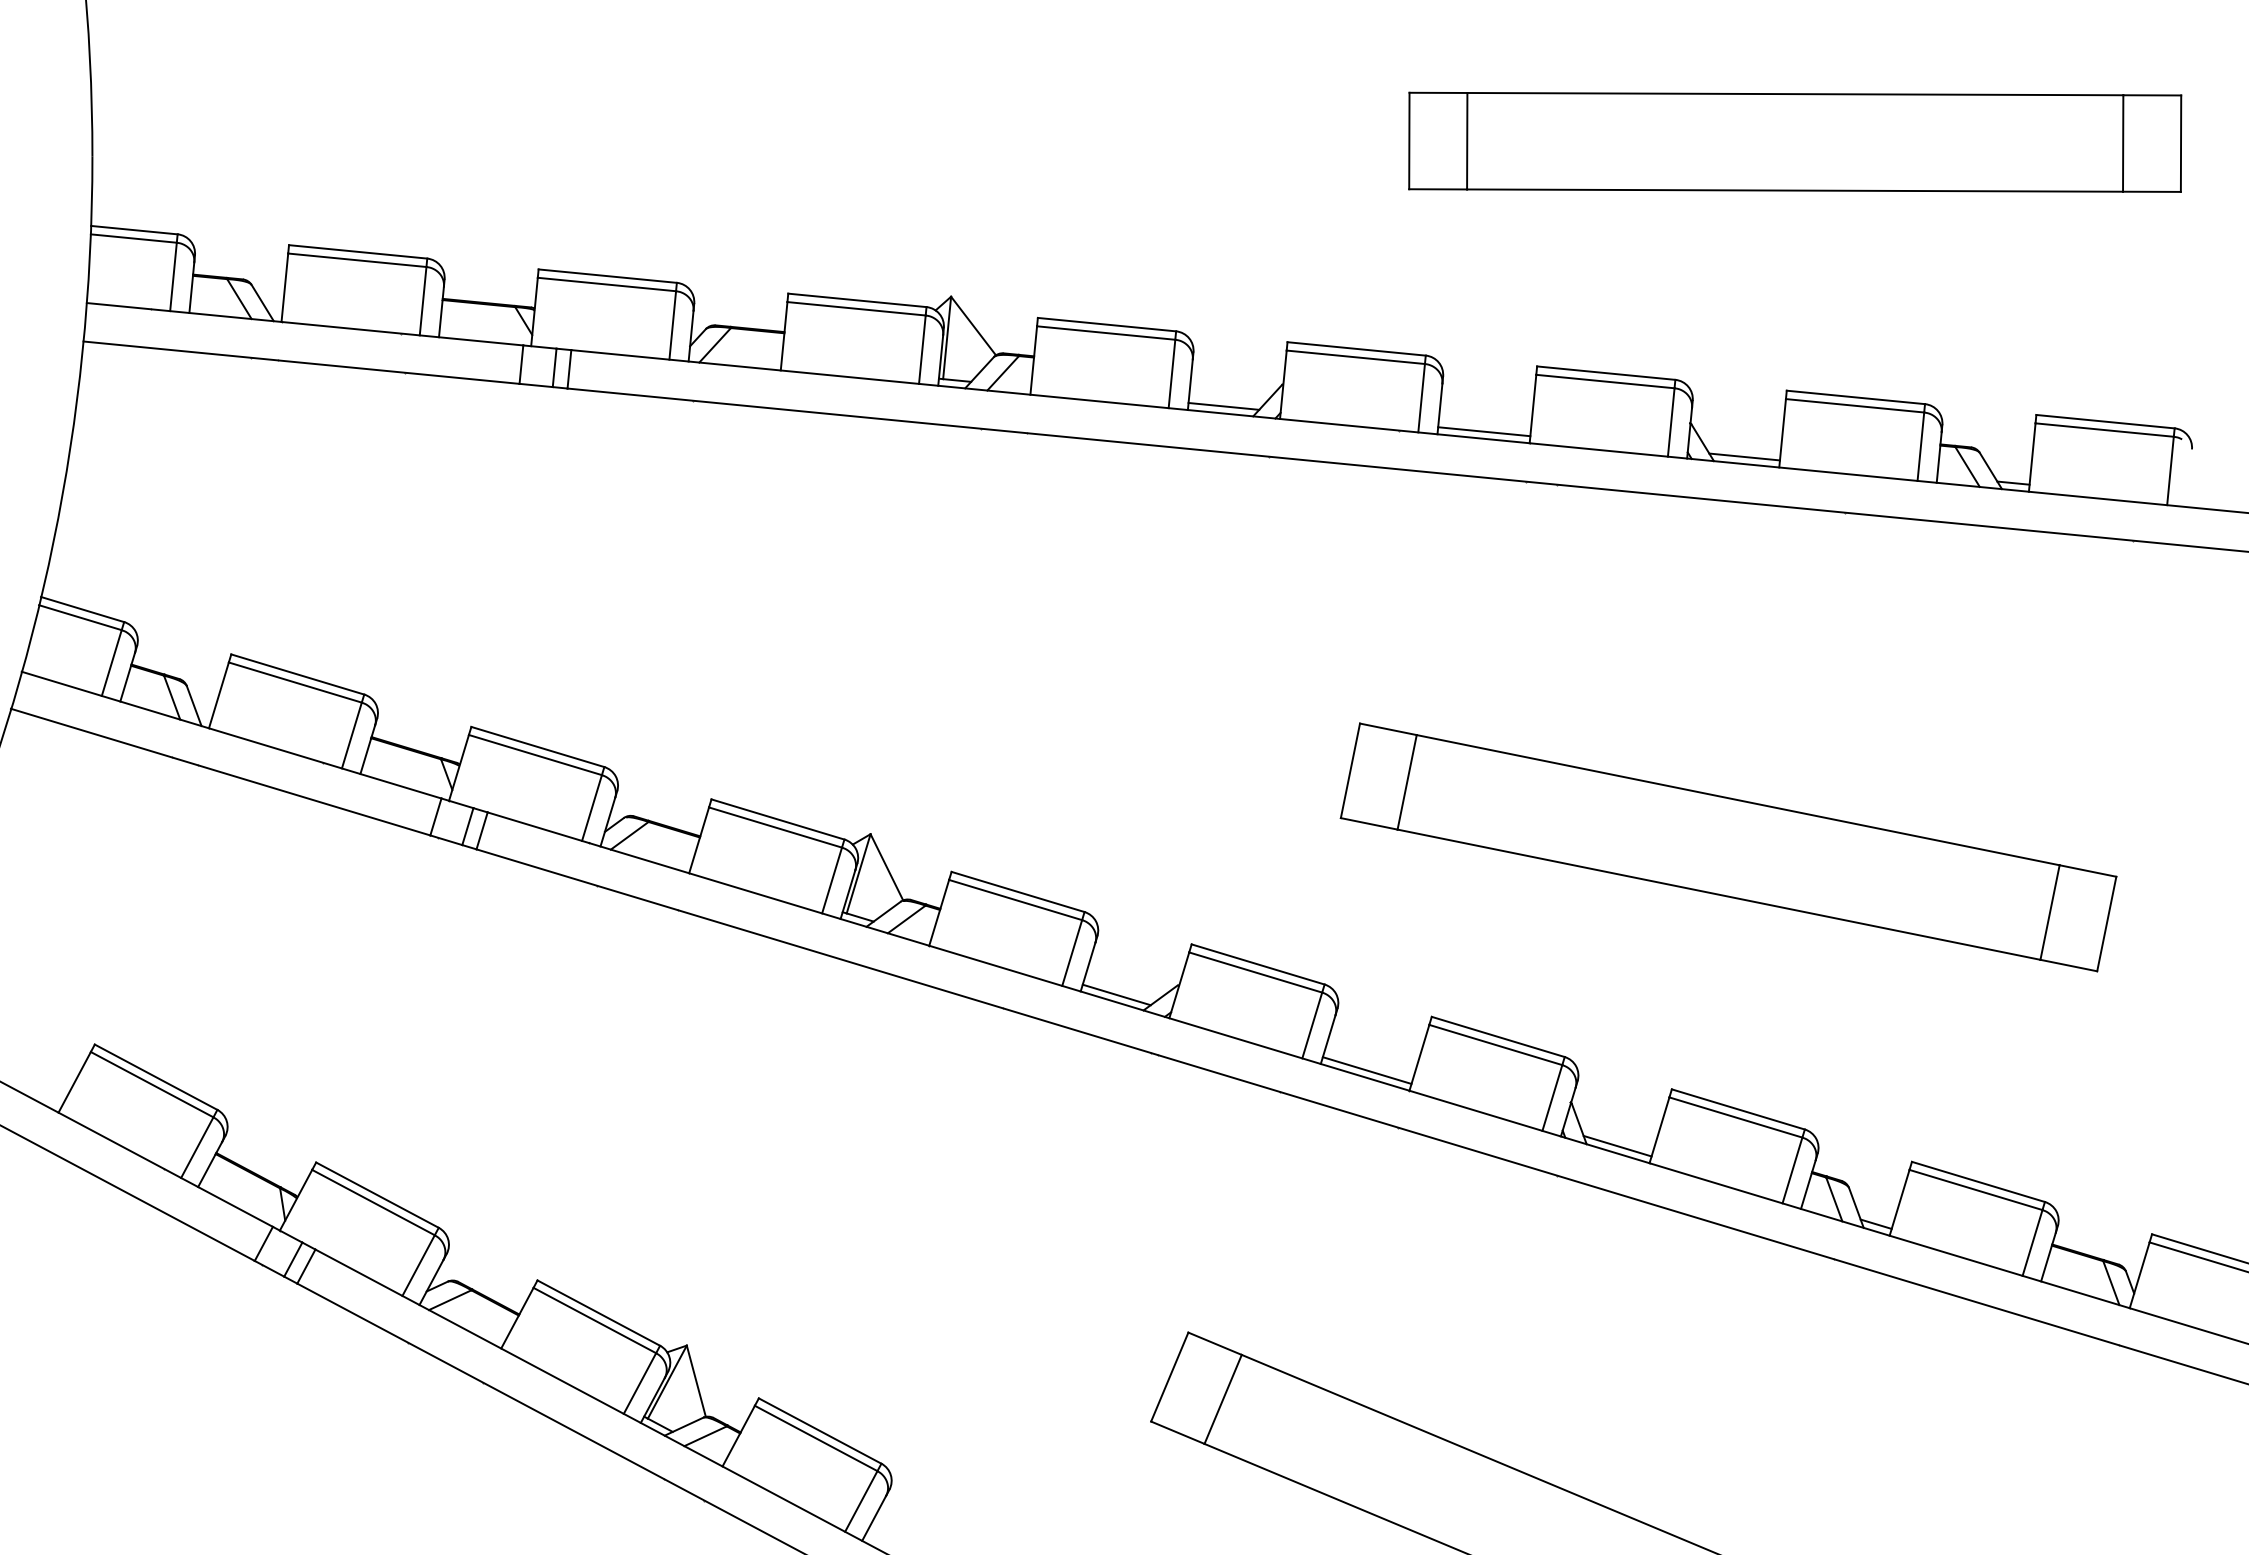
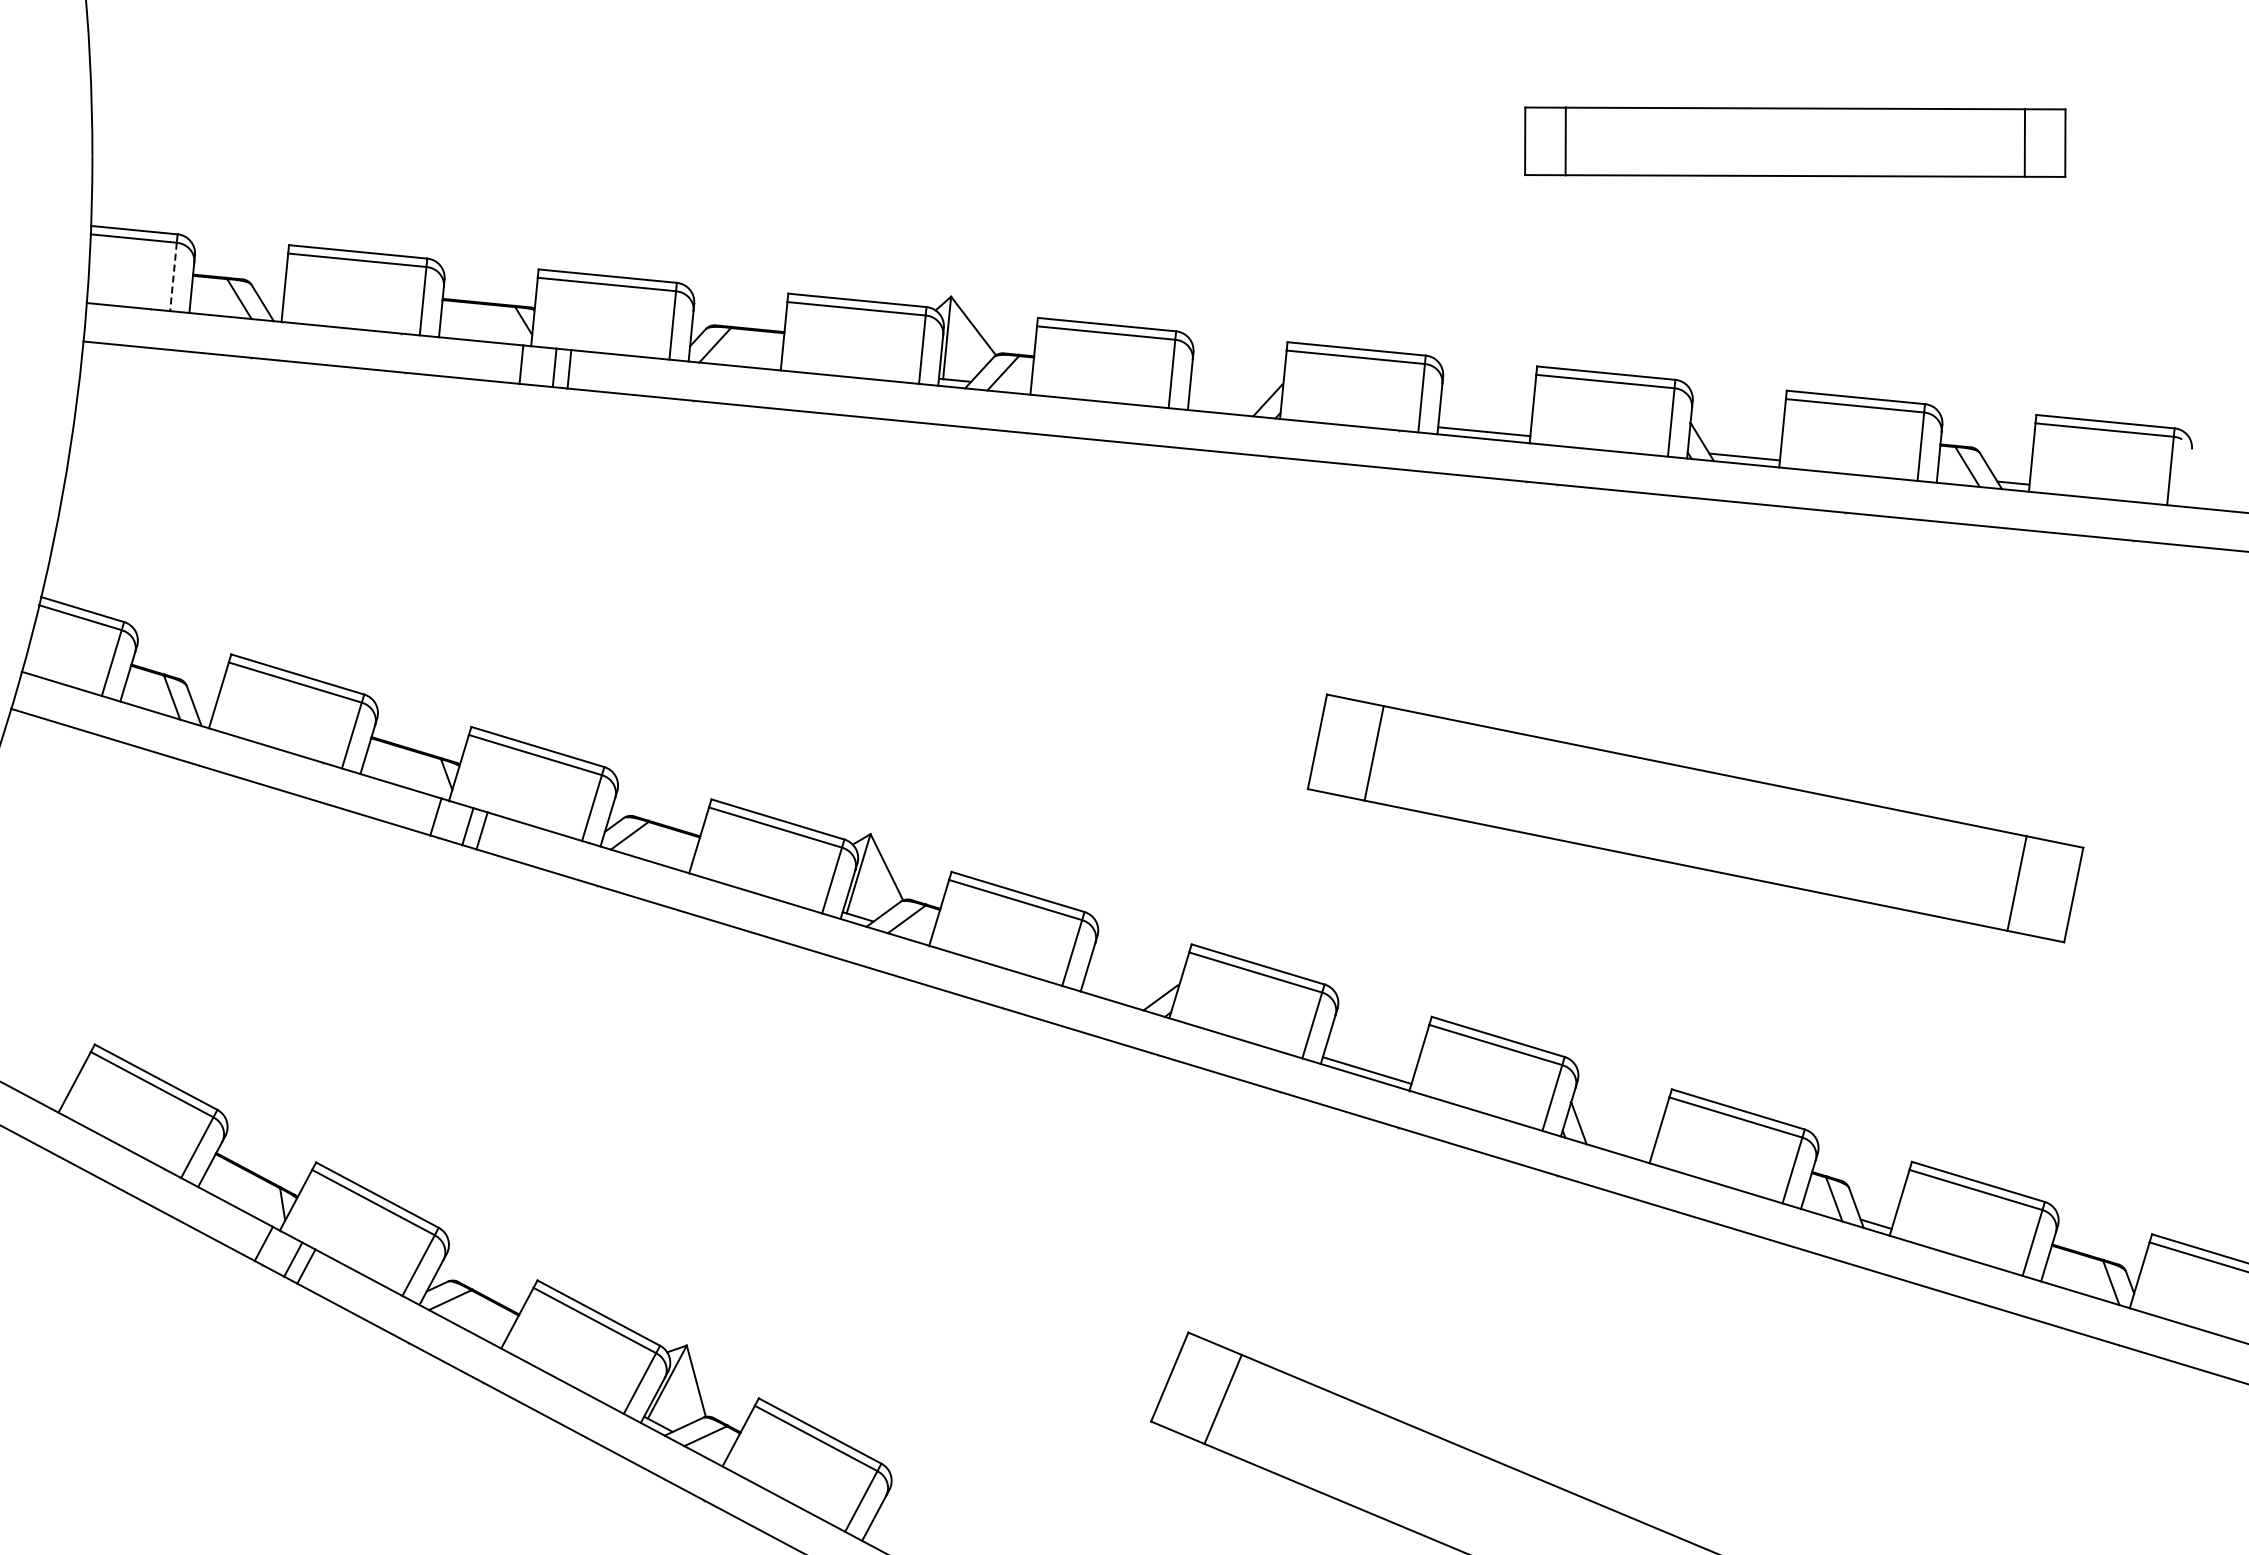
part size: 775x102 px -> 543x72 px (1795, 141)
line: solid -> dashed (173, 277)
line: present -> none (1223, 405)
part position: (1728, 847) -> (1695, 818) (1695, 818)
line: present -> none (1116, 994)
line: present -> none (1617, 1145)
